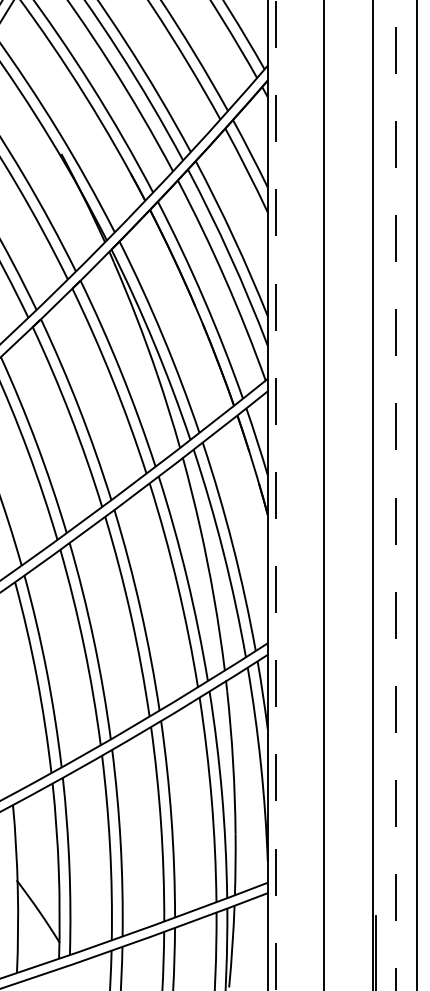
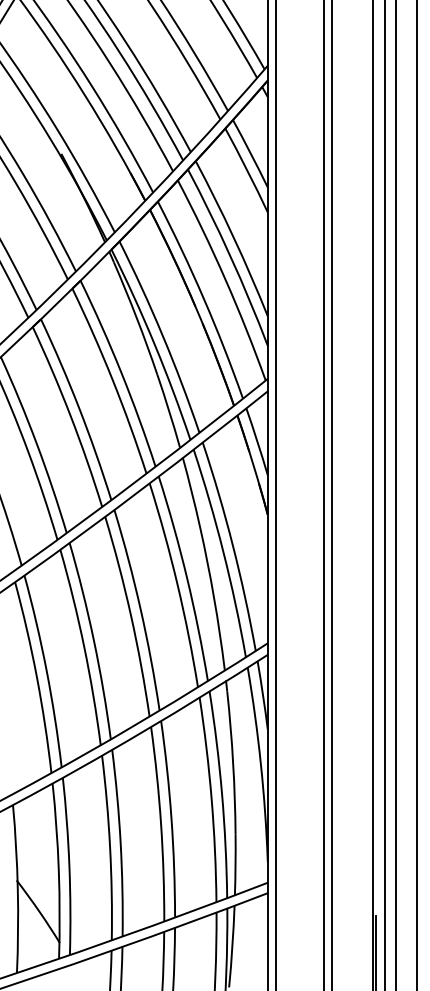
line: none -> present (331, 494)
line: none -> present (385, 494)
line: dashed -> solid (275, 496)
line: dashed -> solid (395, 496)
